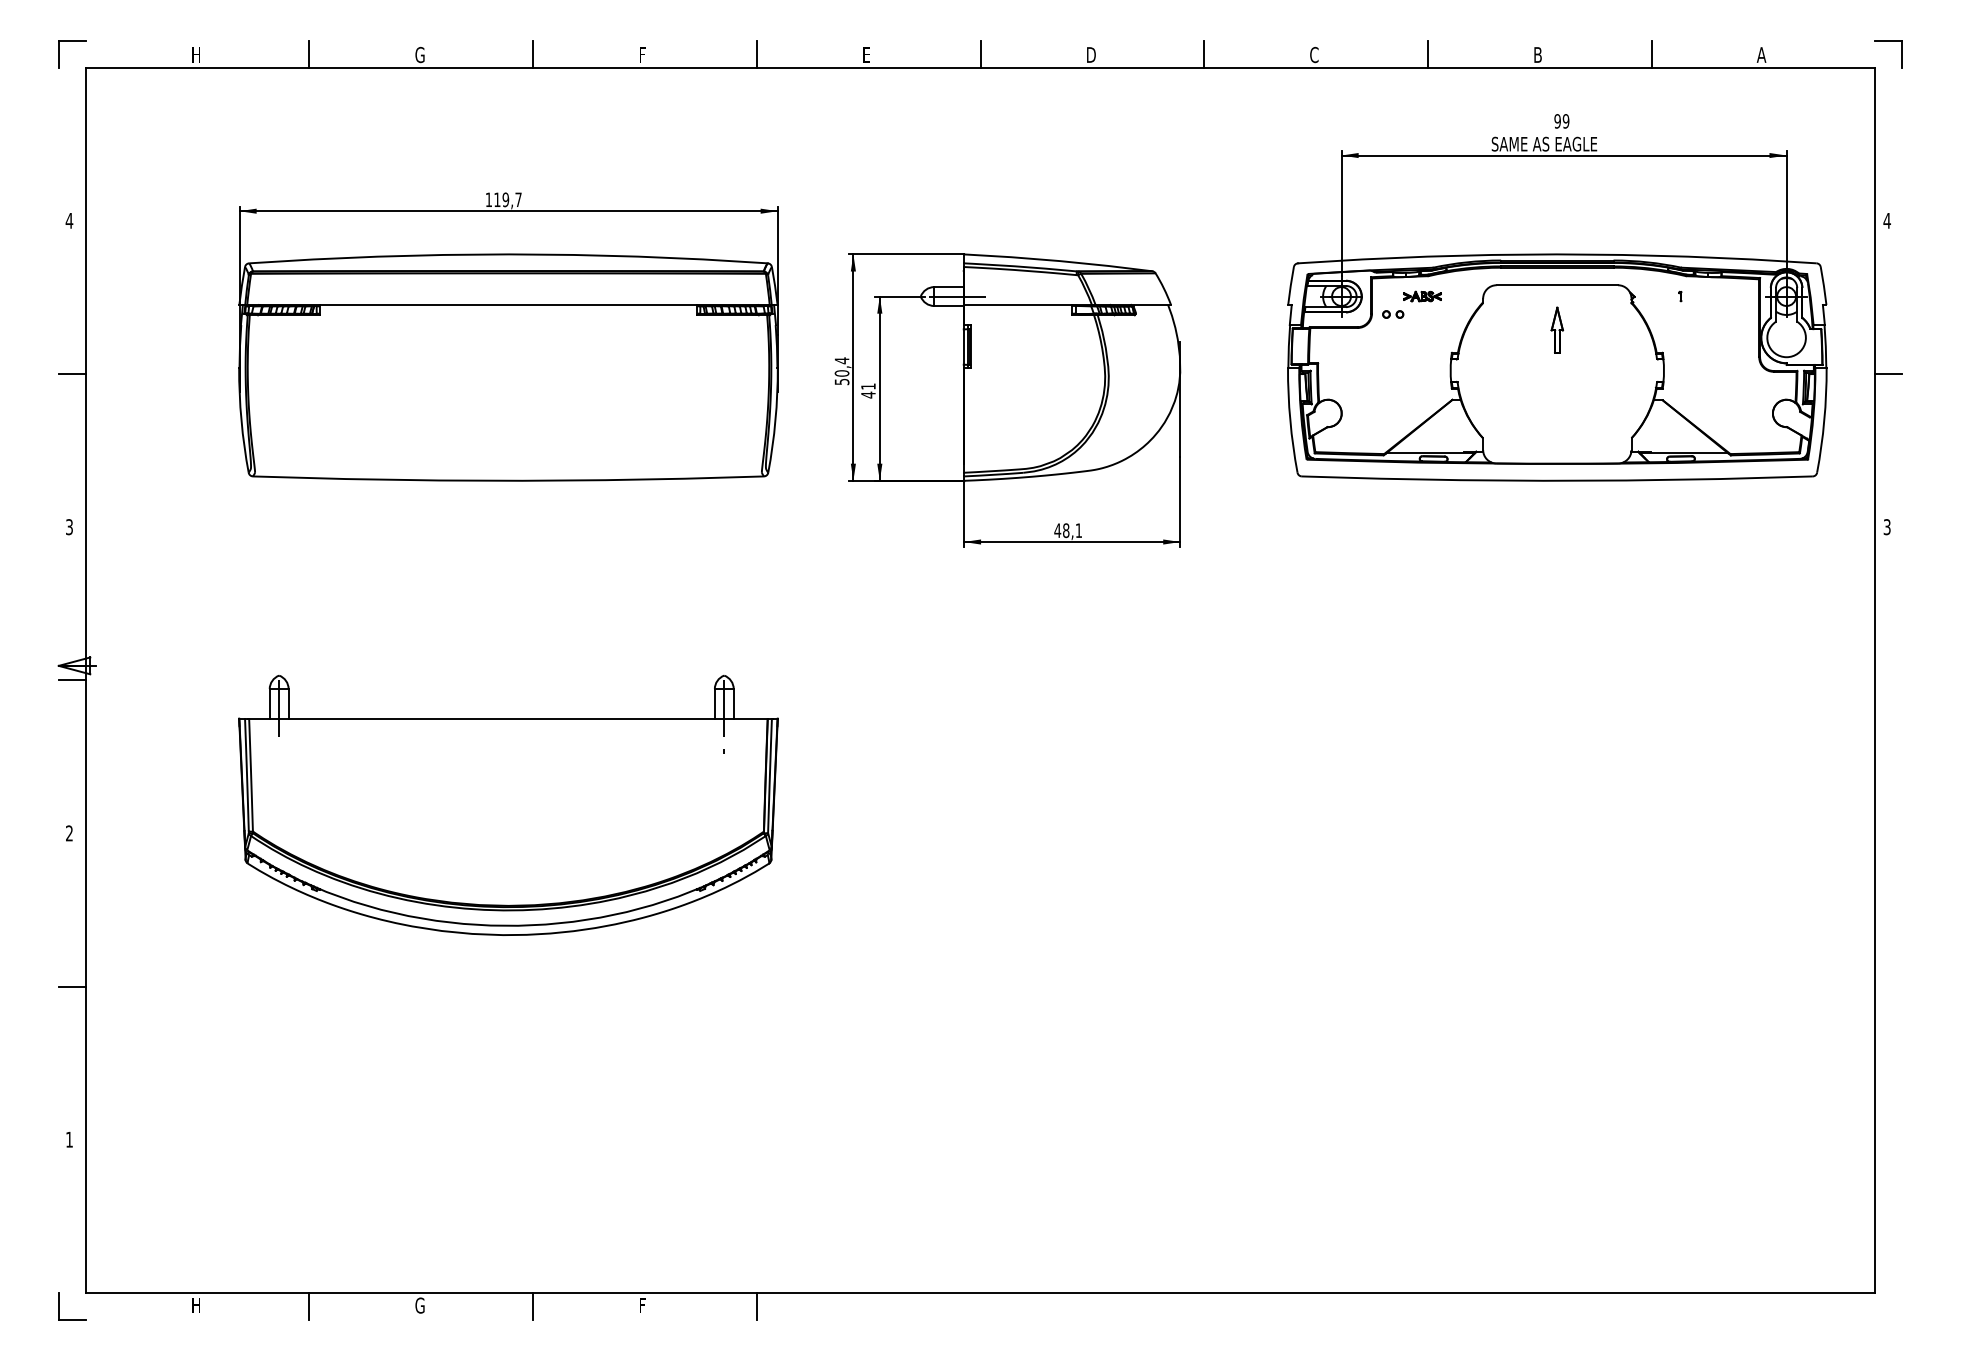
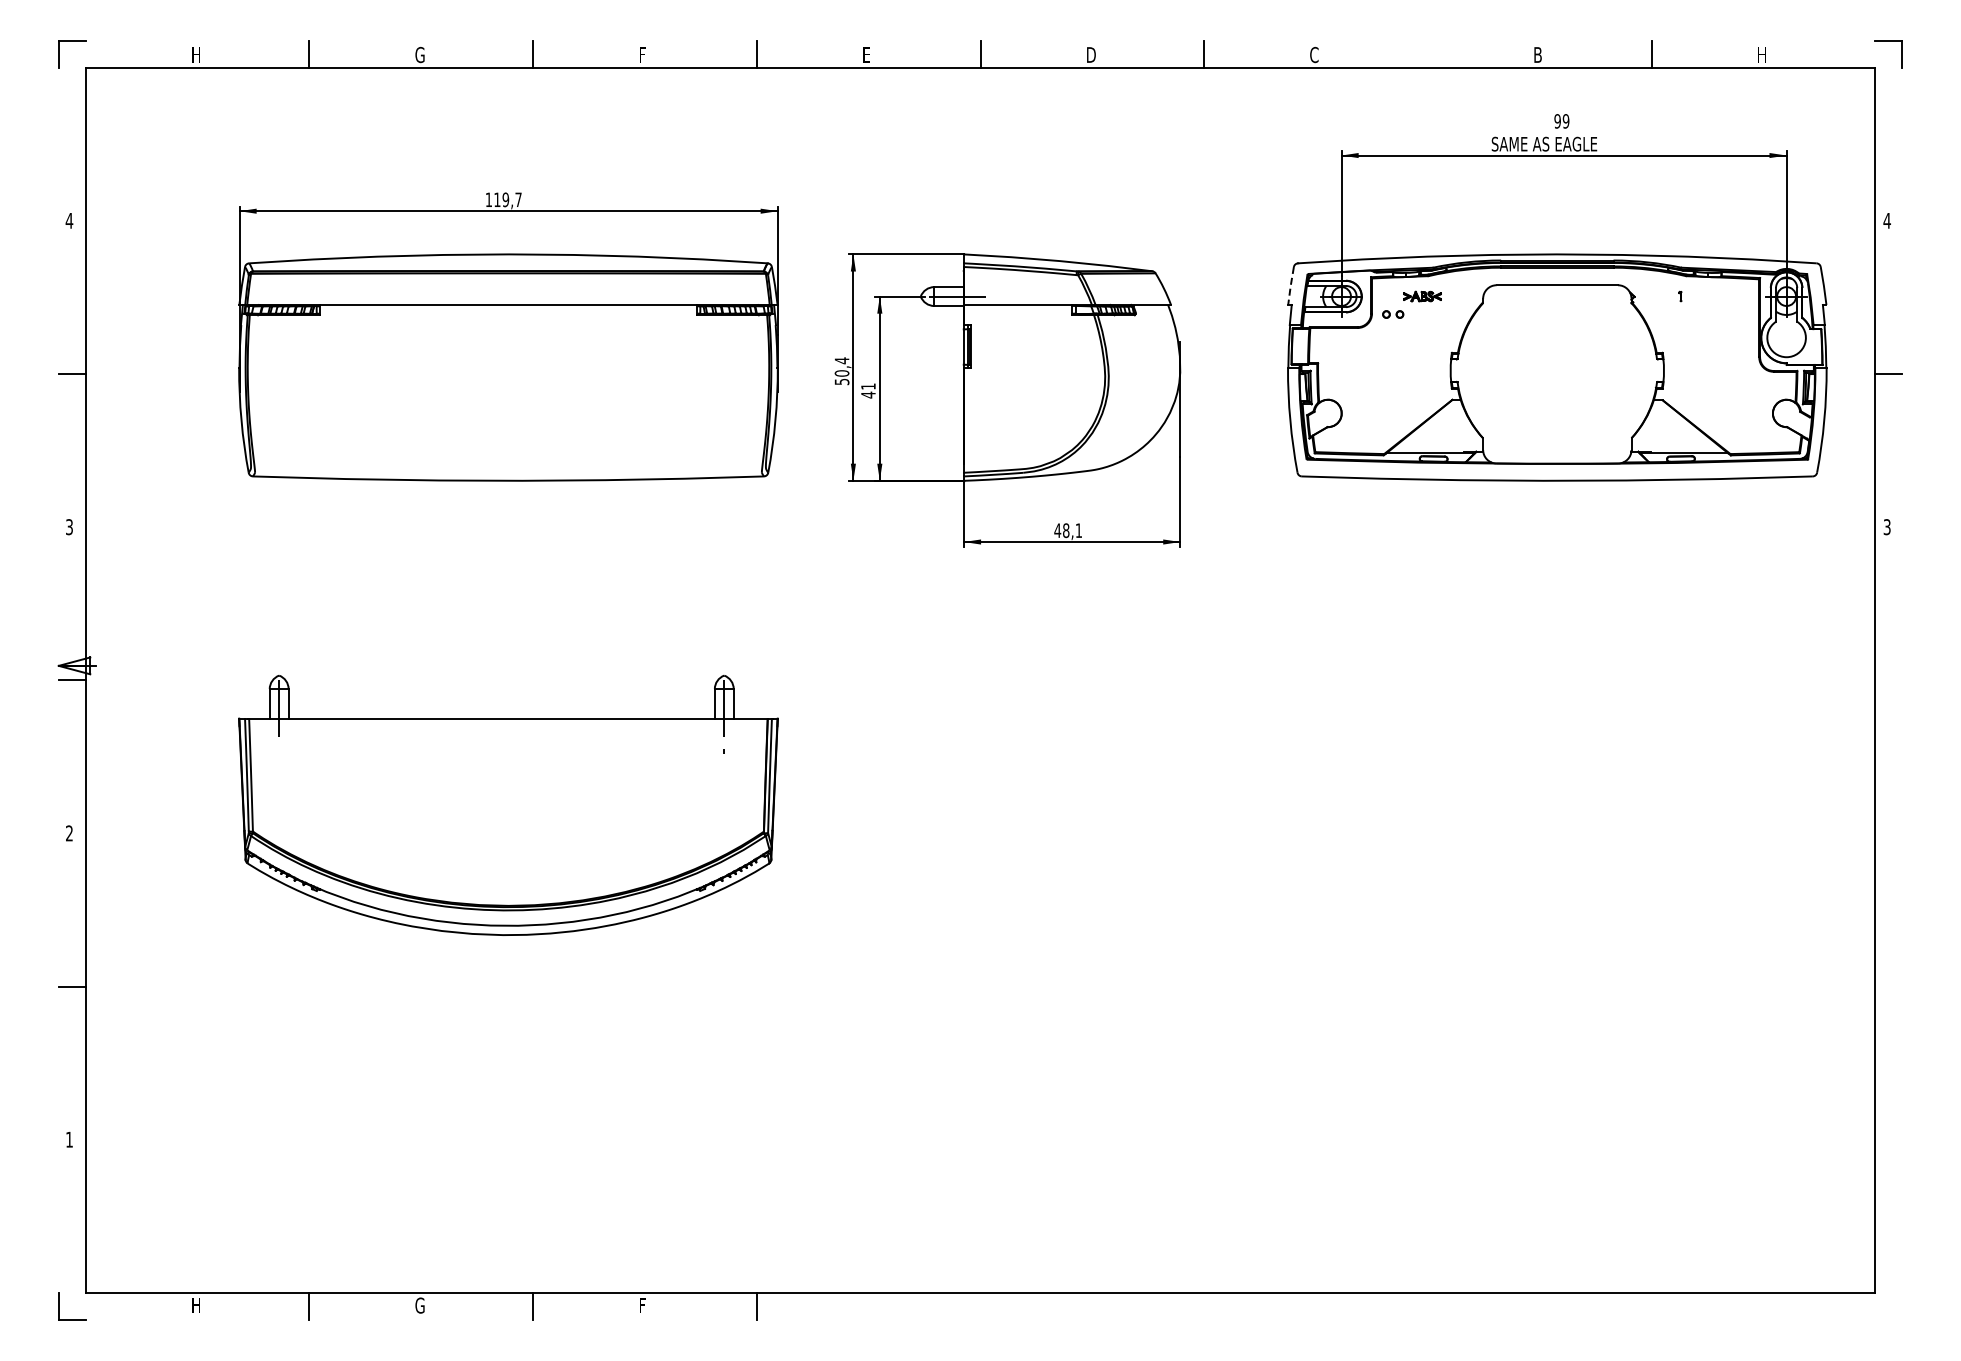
line: present -> none (1427, 53)
text: A -> H (1761, 54)
line: solid -> dashed (1290, 285)
part: present -> none (1557, 329)
